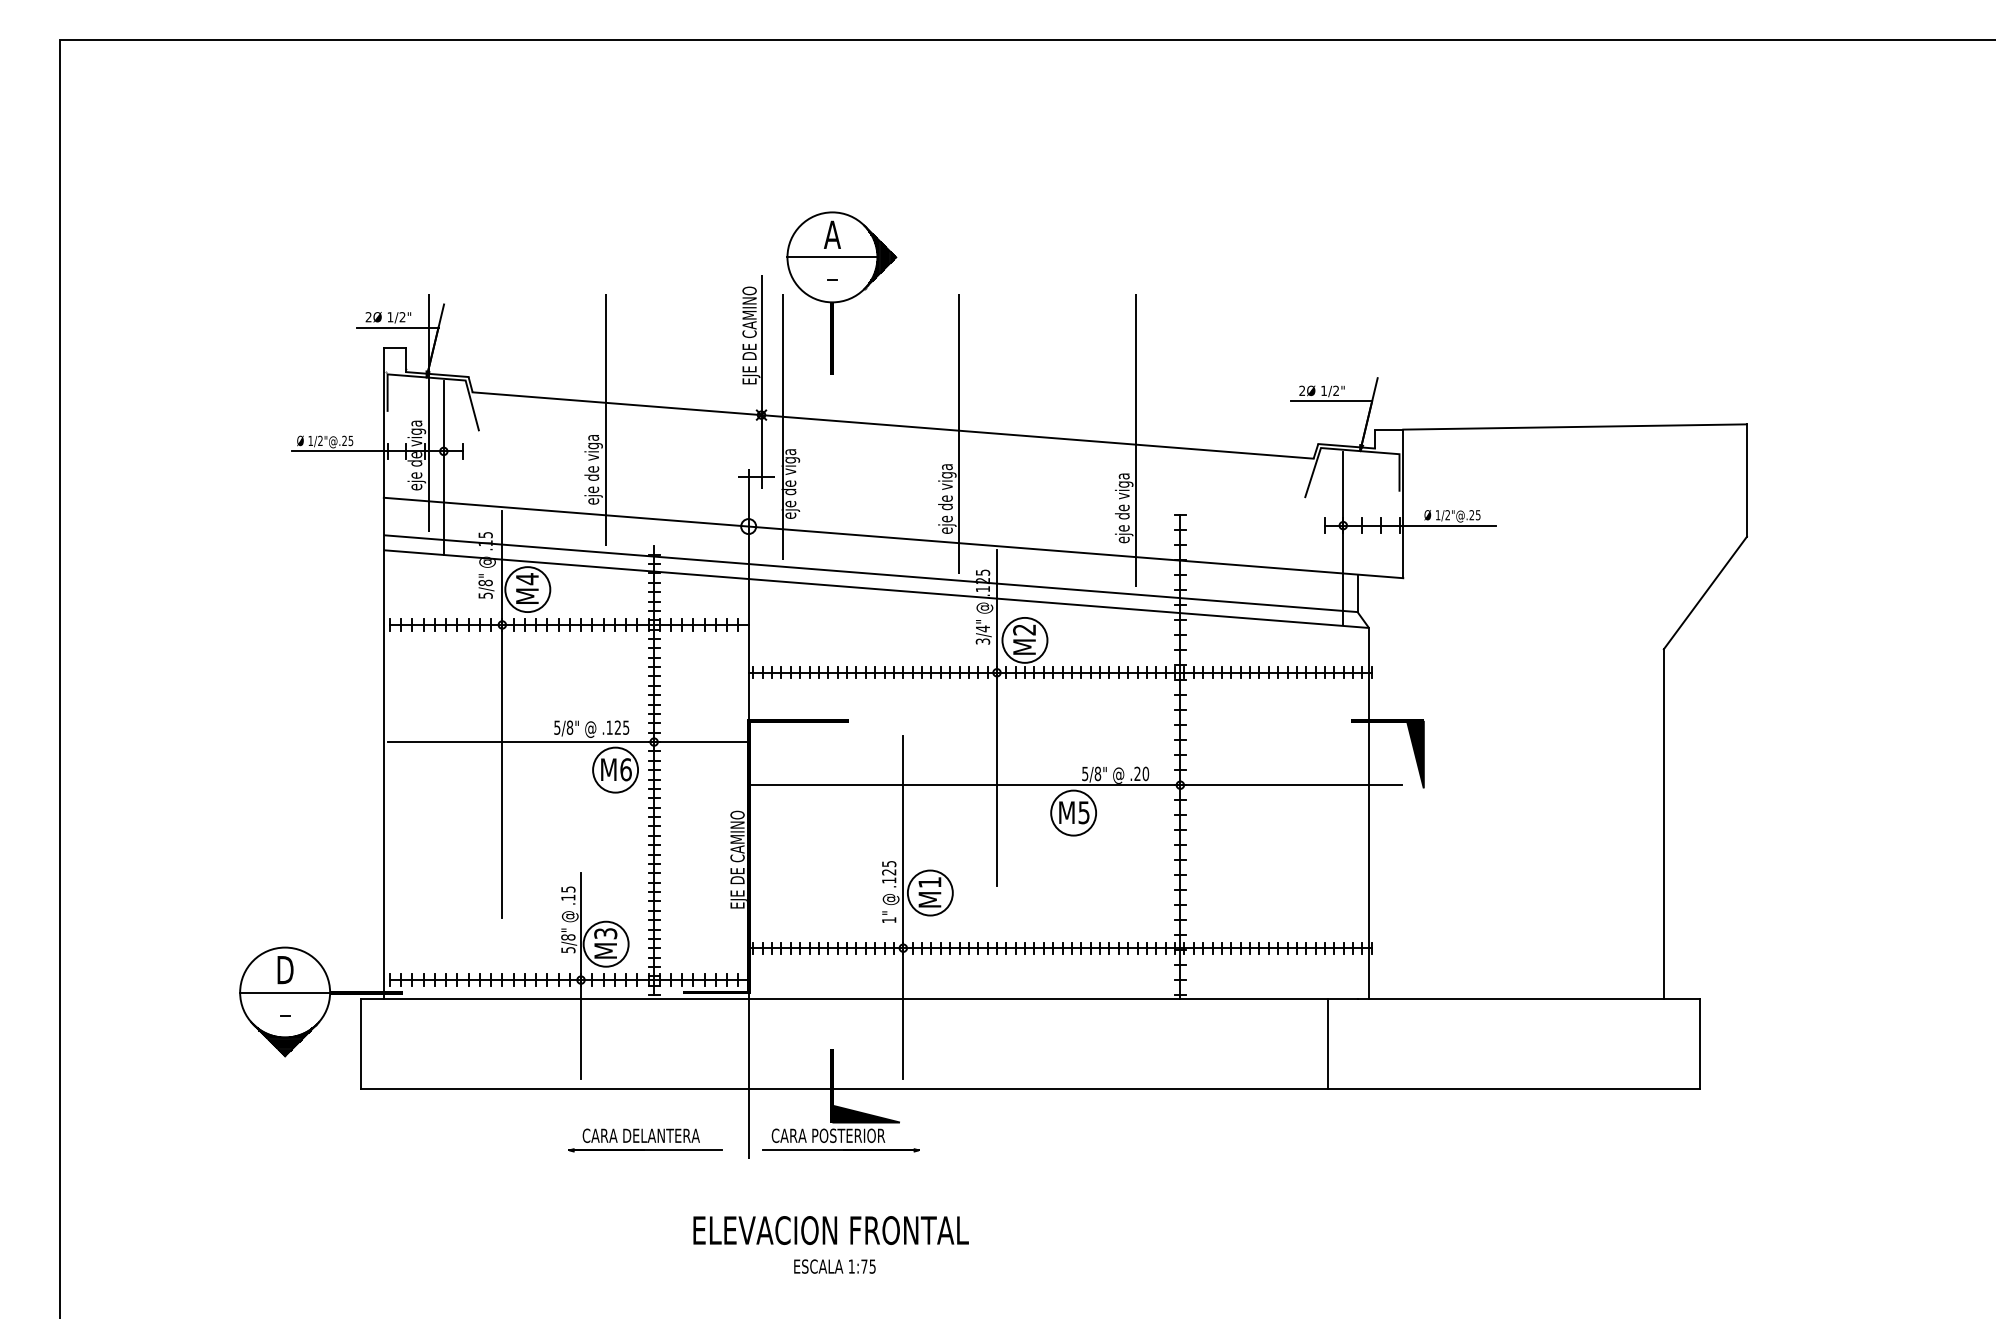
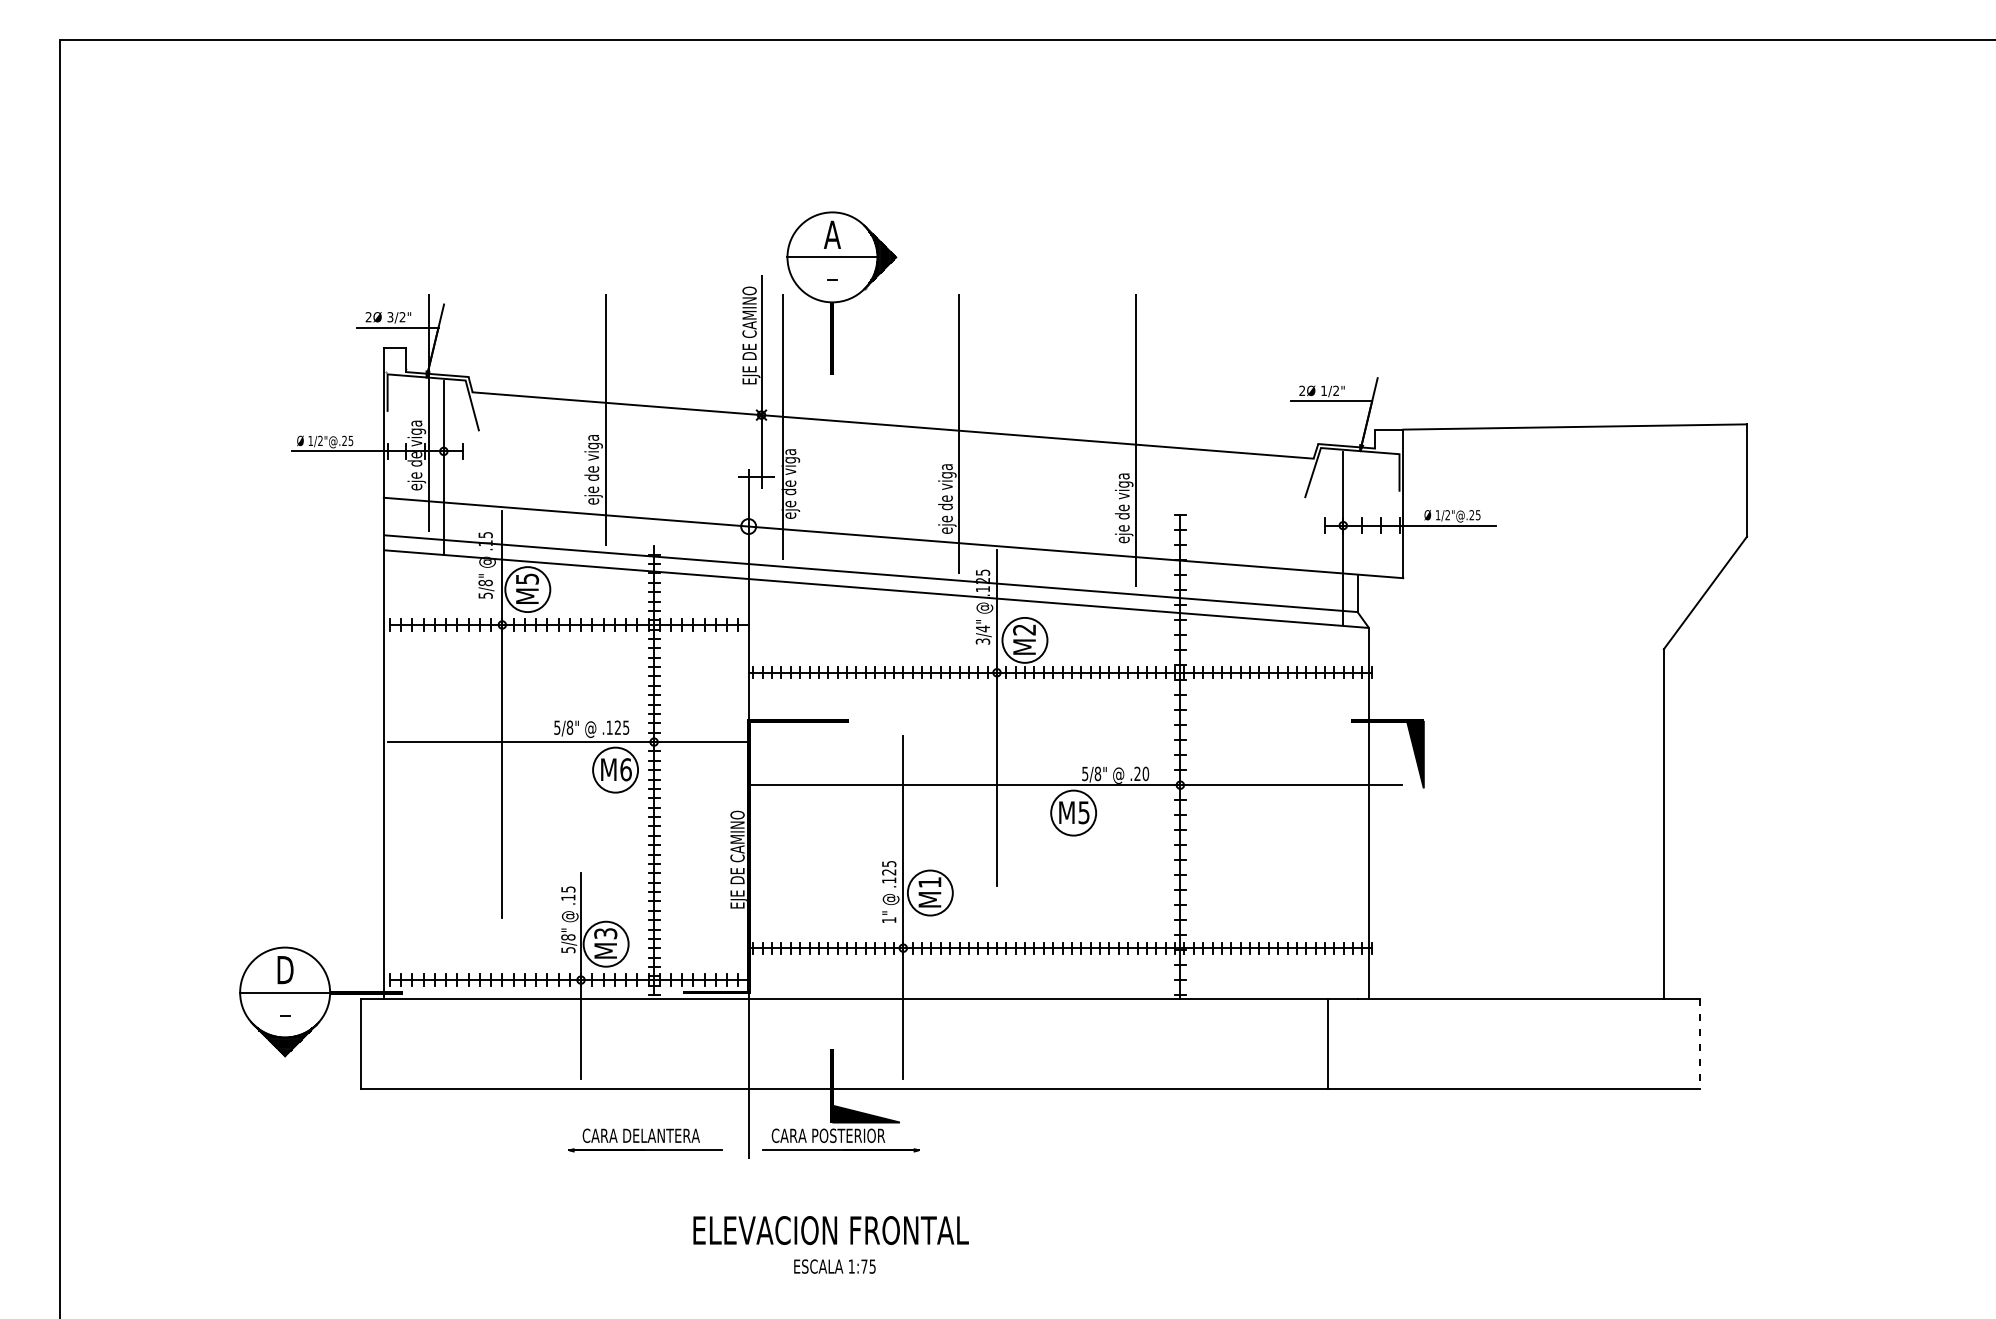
text: 1/2" -> 3/2" (390, 317)
text: M4 -> M5 (527, 579)
line: solid -> dashed (1699, 1043)
